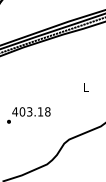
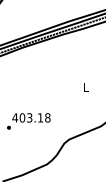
text position: (28, 115) -> (28, 121) (28, 121)
